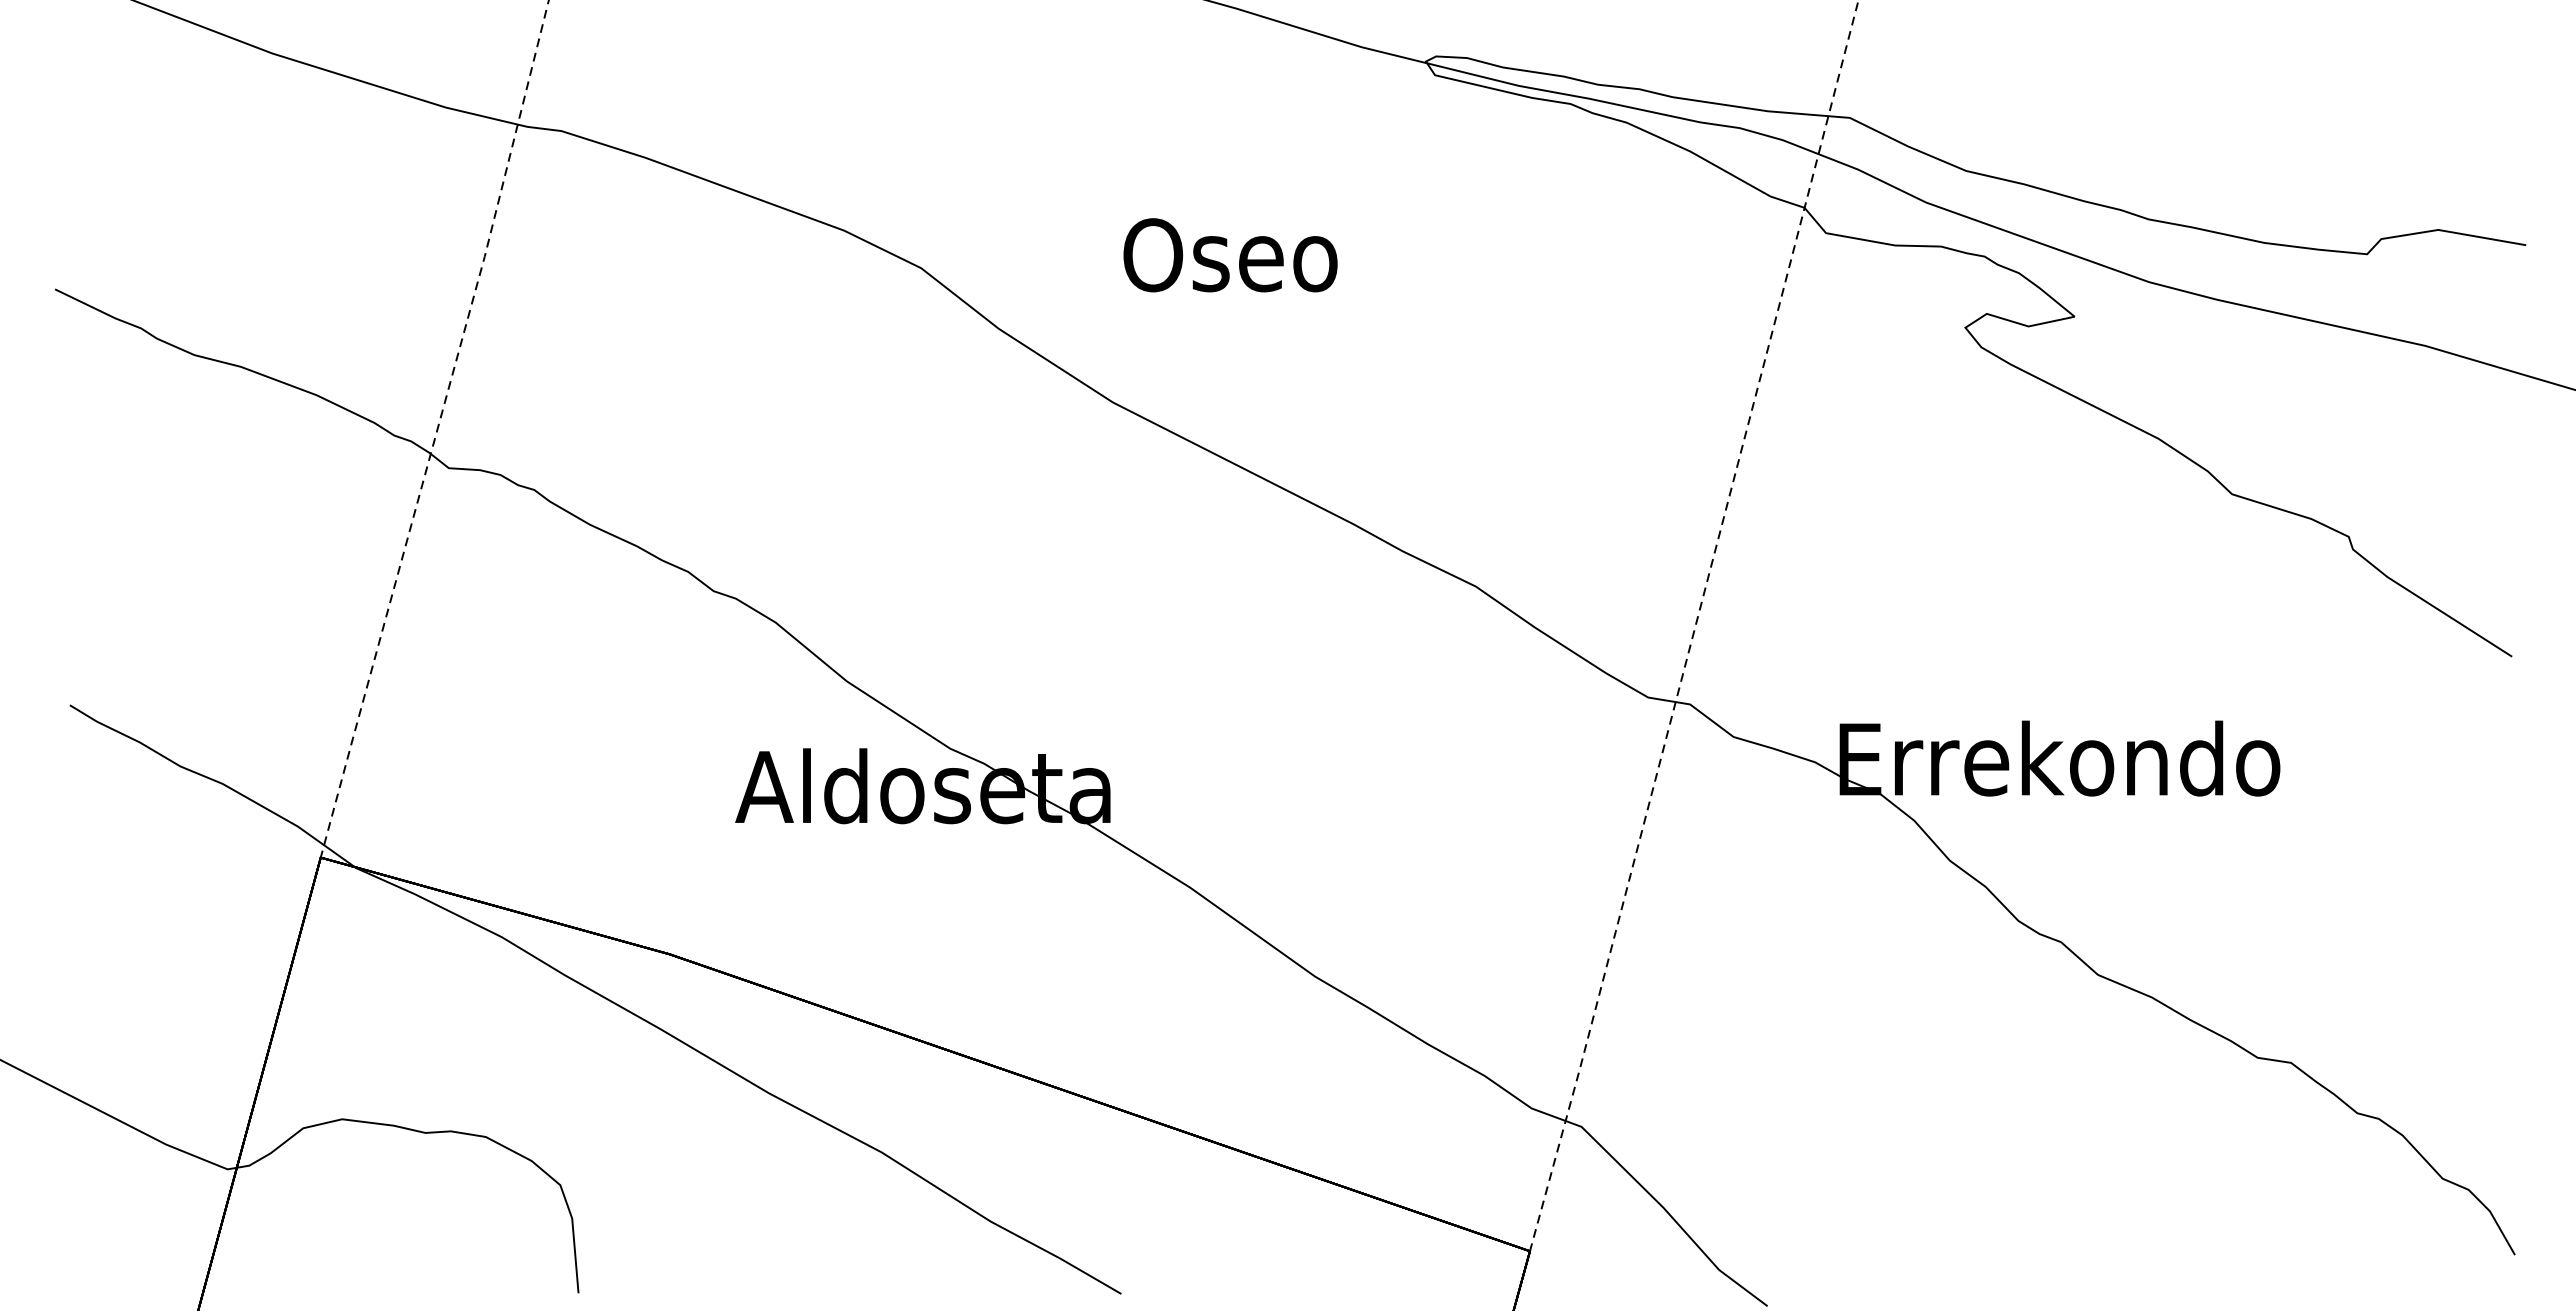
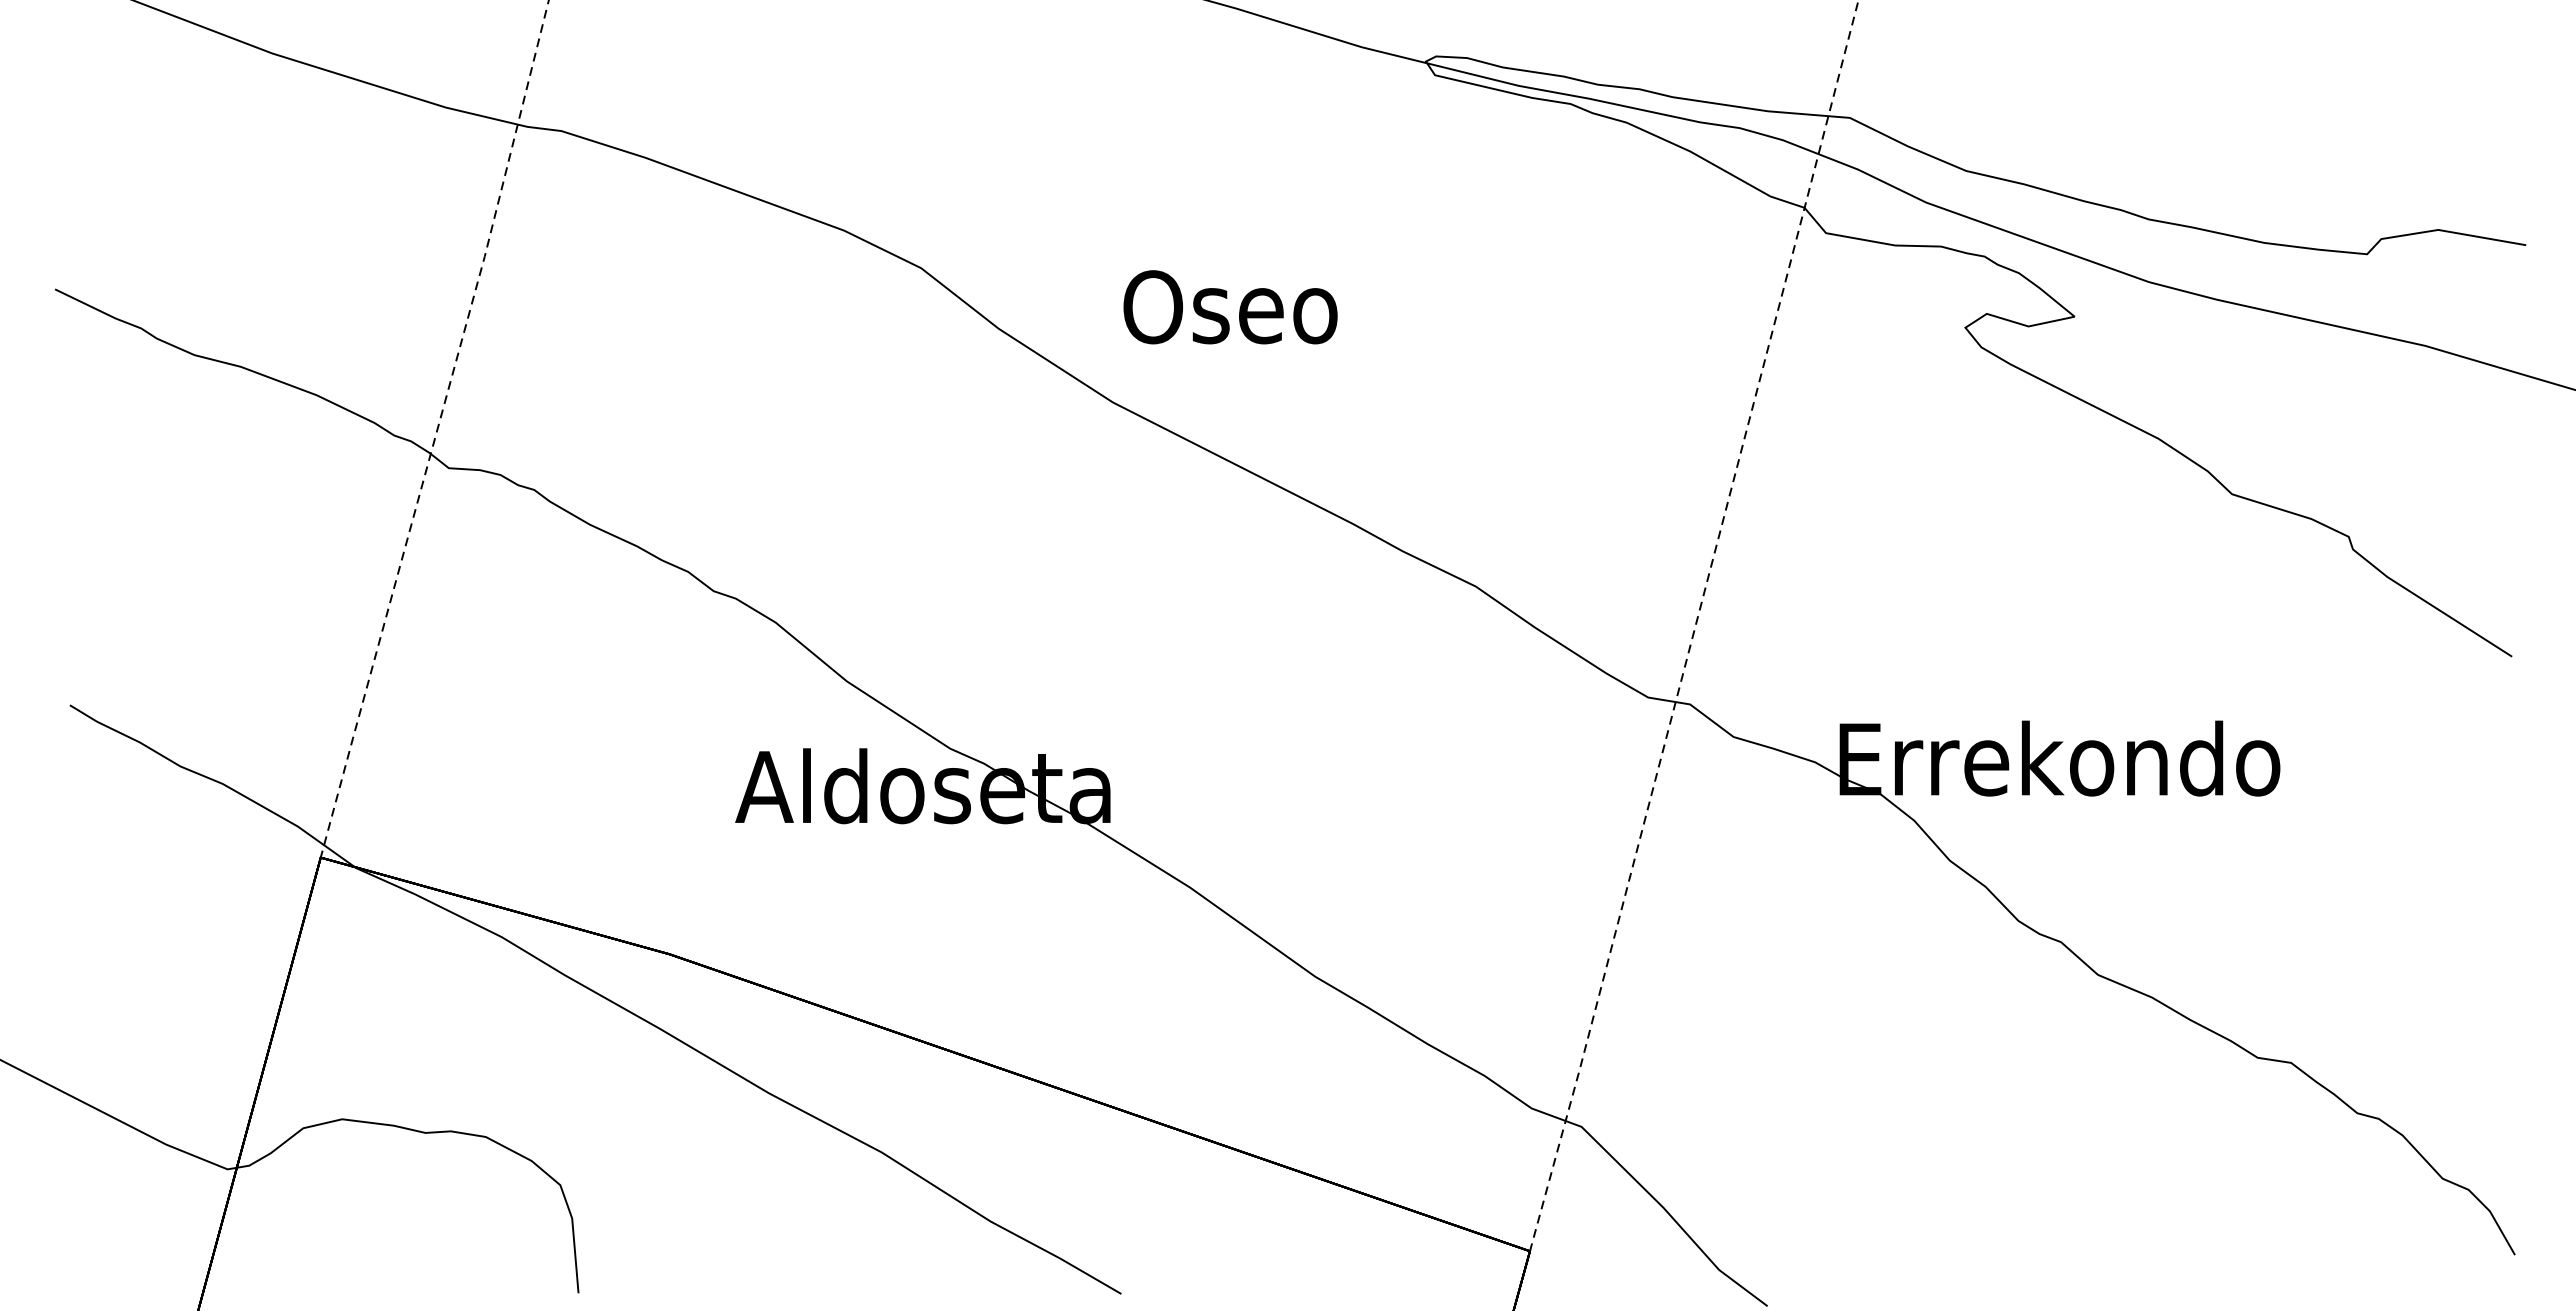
text position: (1230, 255) -> (1230, 307) (1230, 307)
